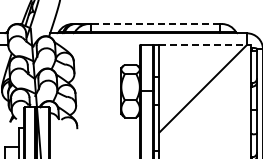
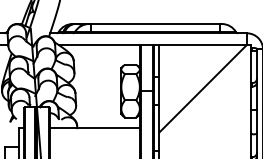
line: dashed -> solid (155, 24)
line: none -> present (99, 44)
line: dashed -> solid (205, 44)
line: none -> present (94, 128)
